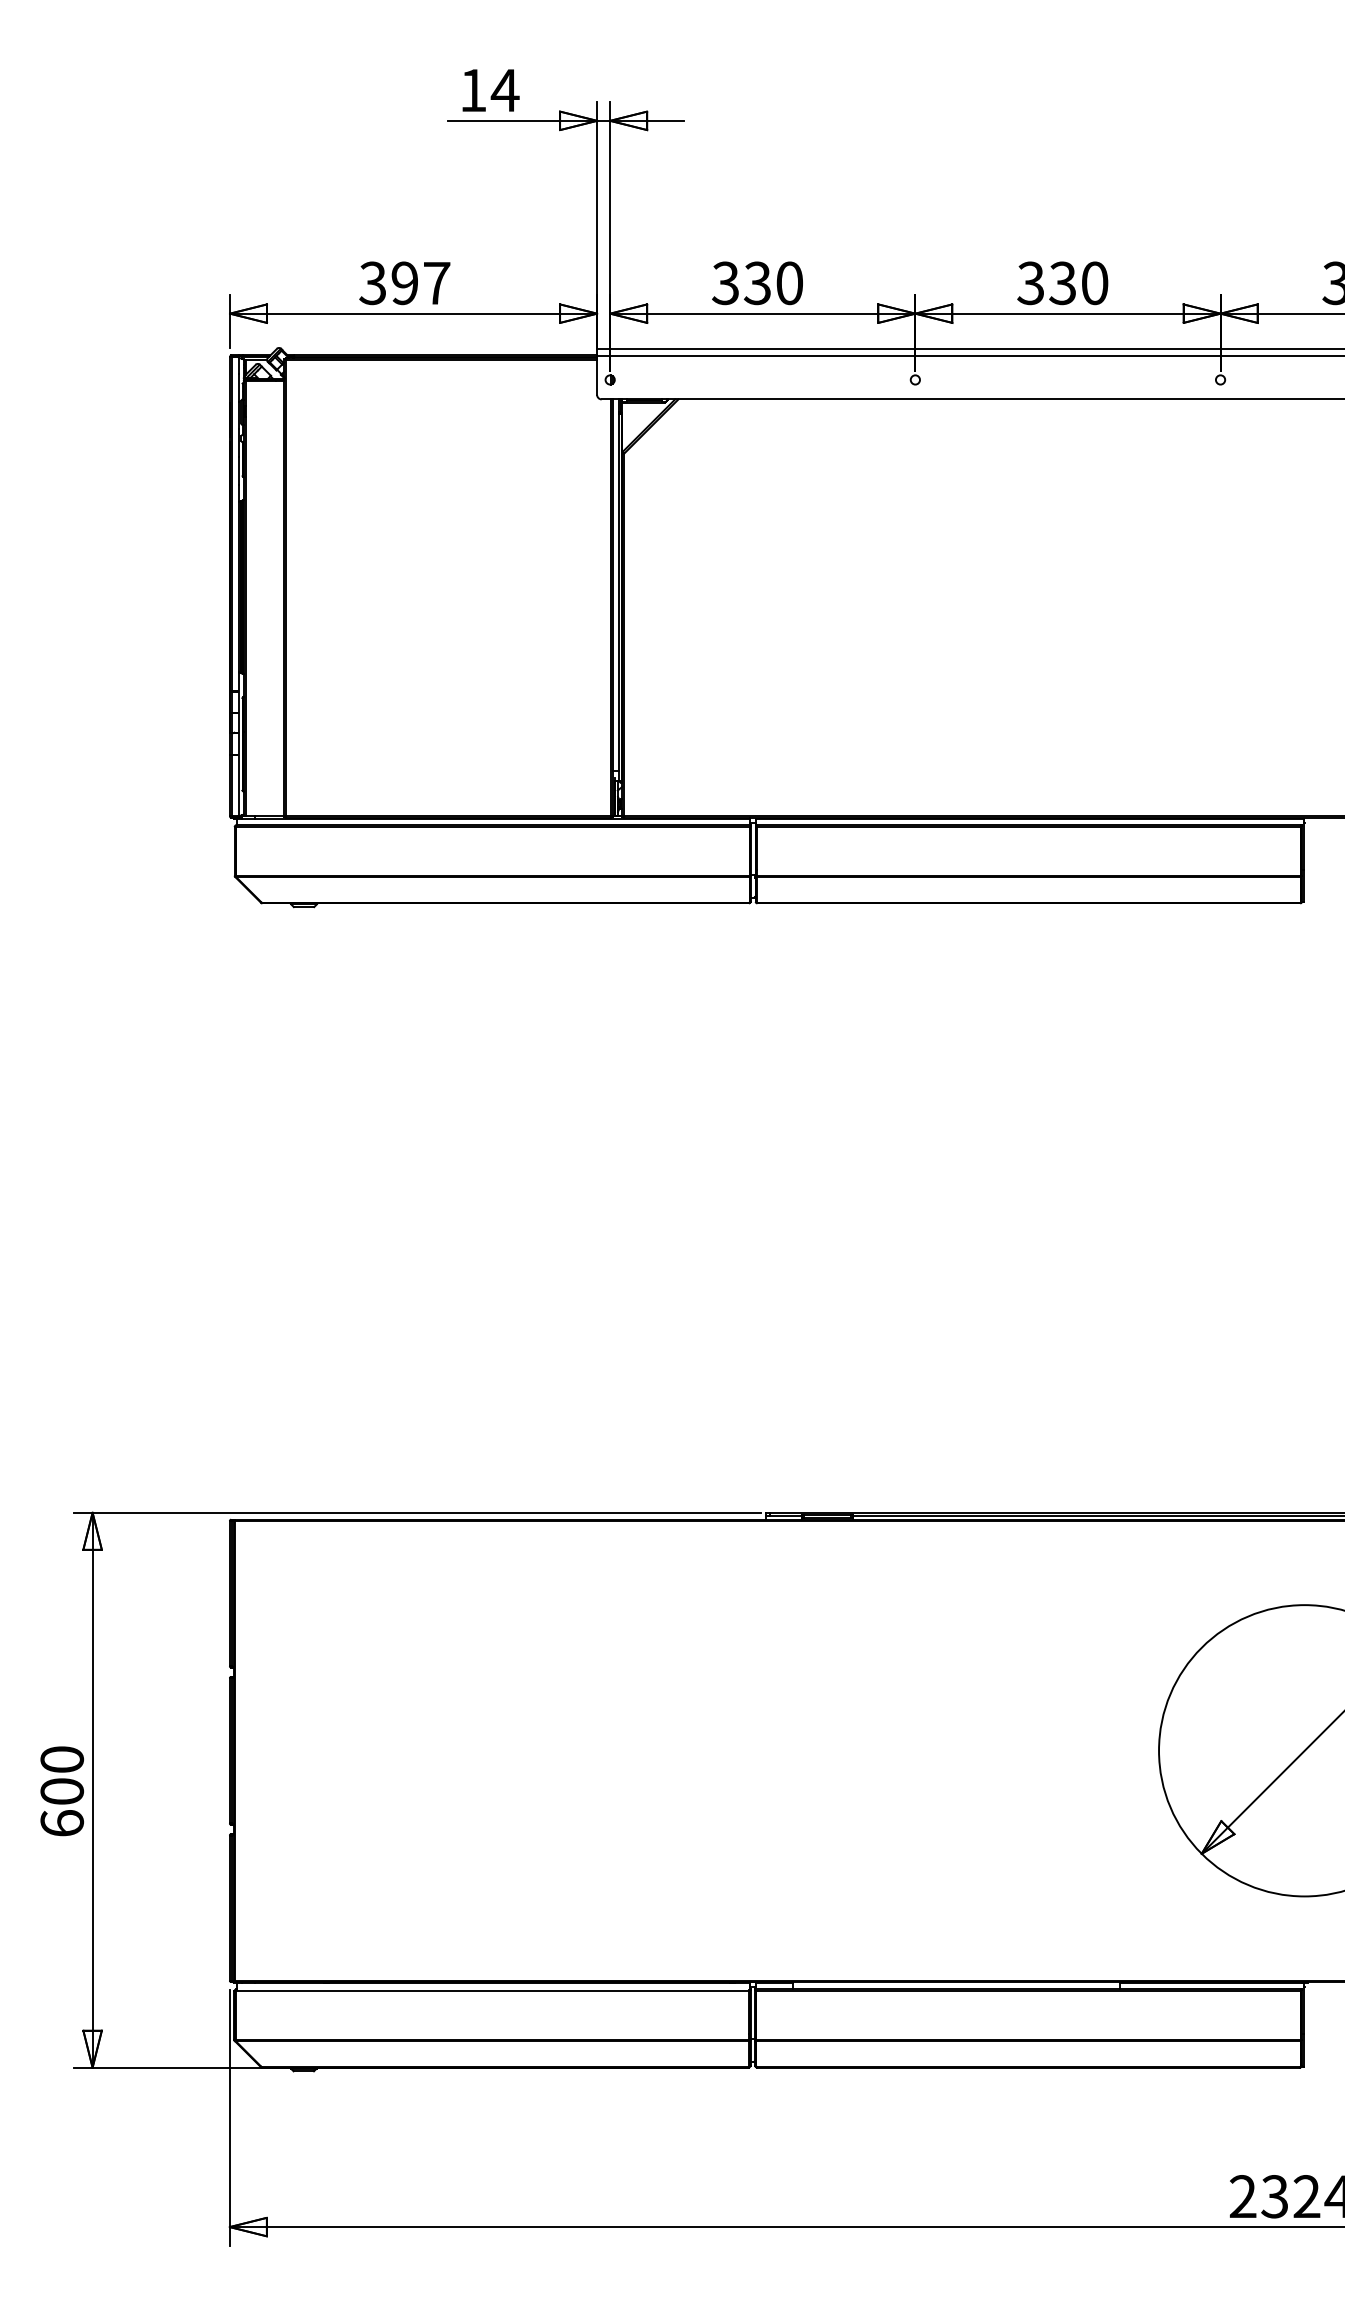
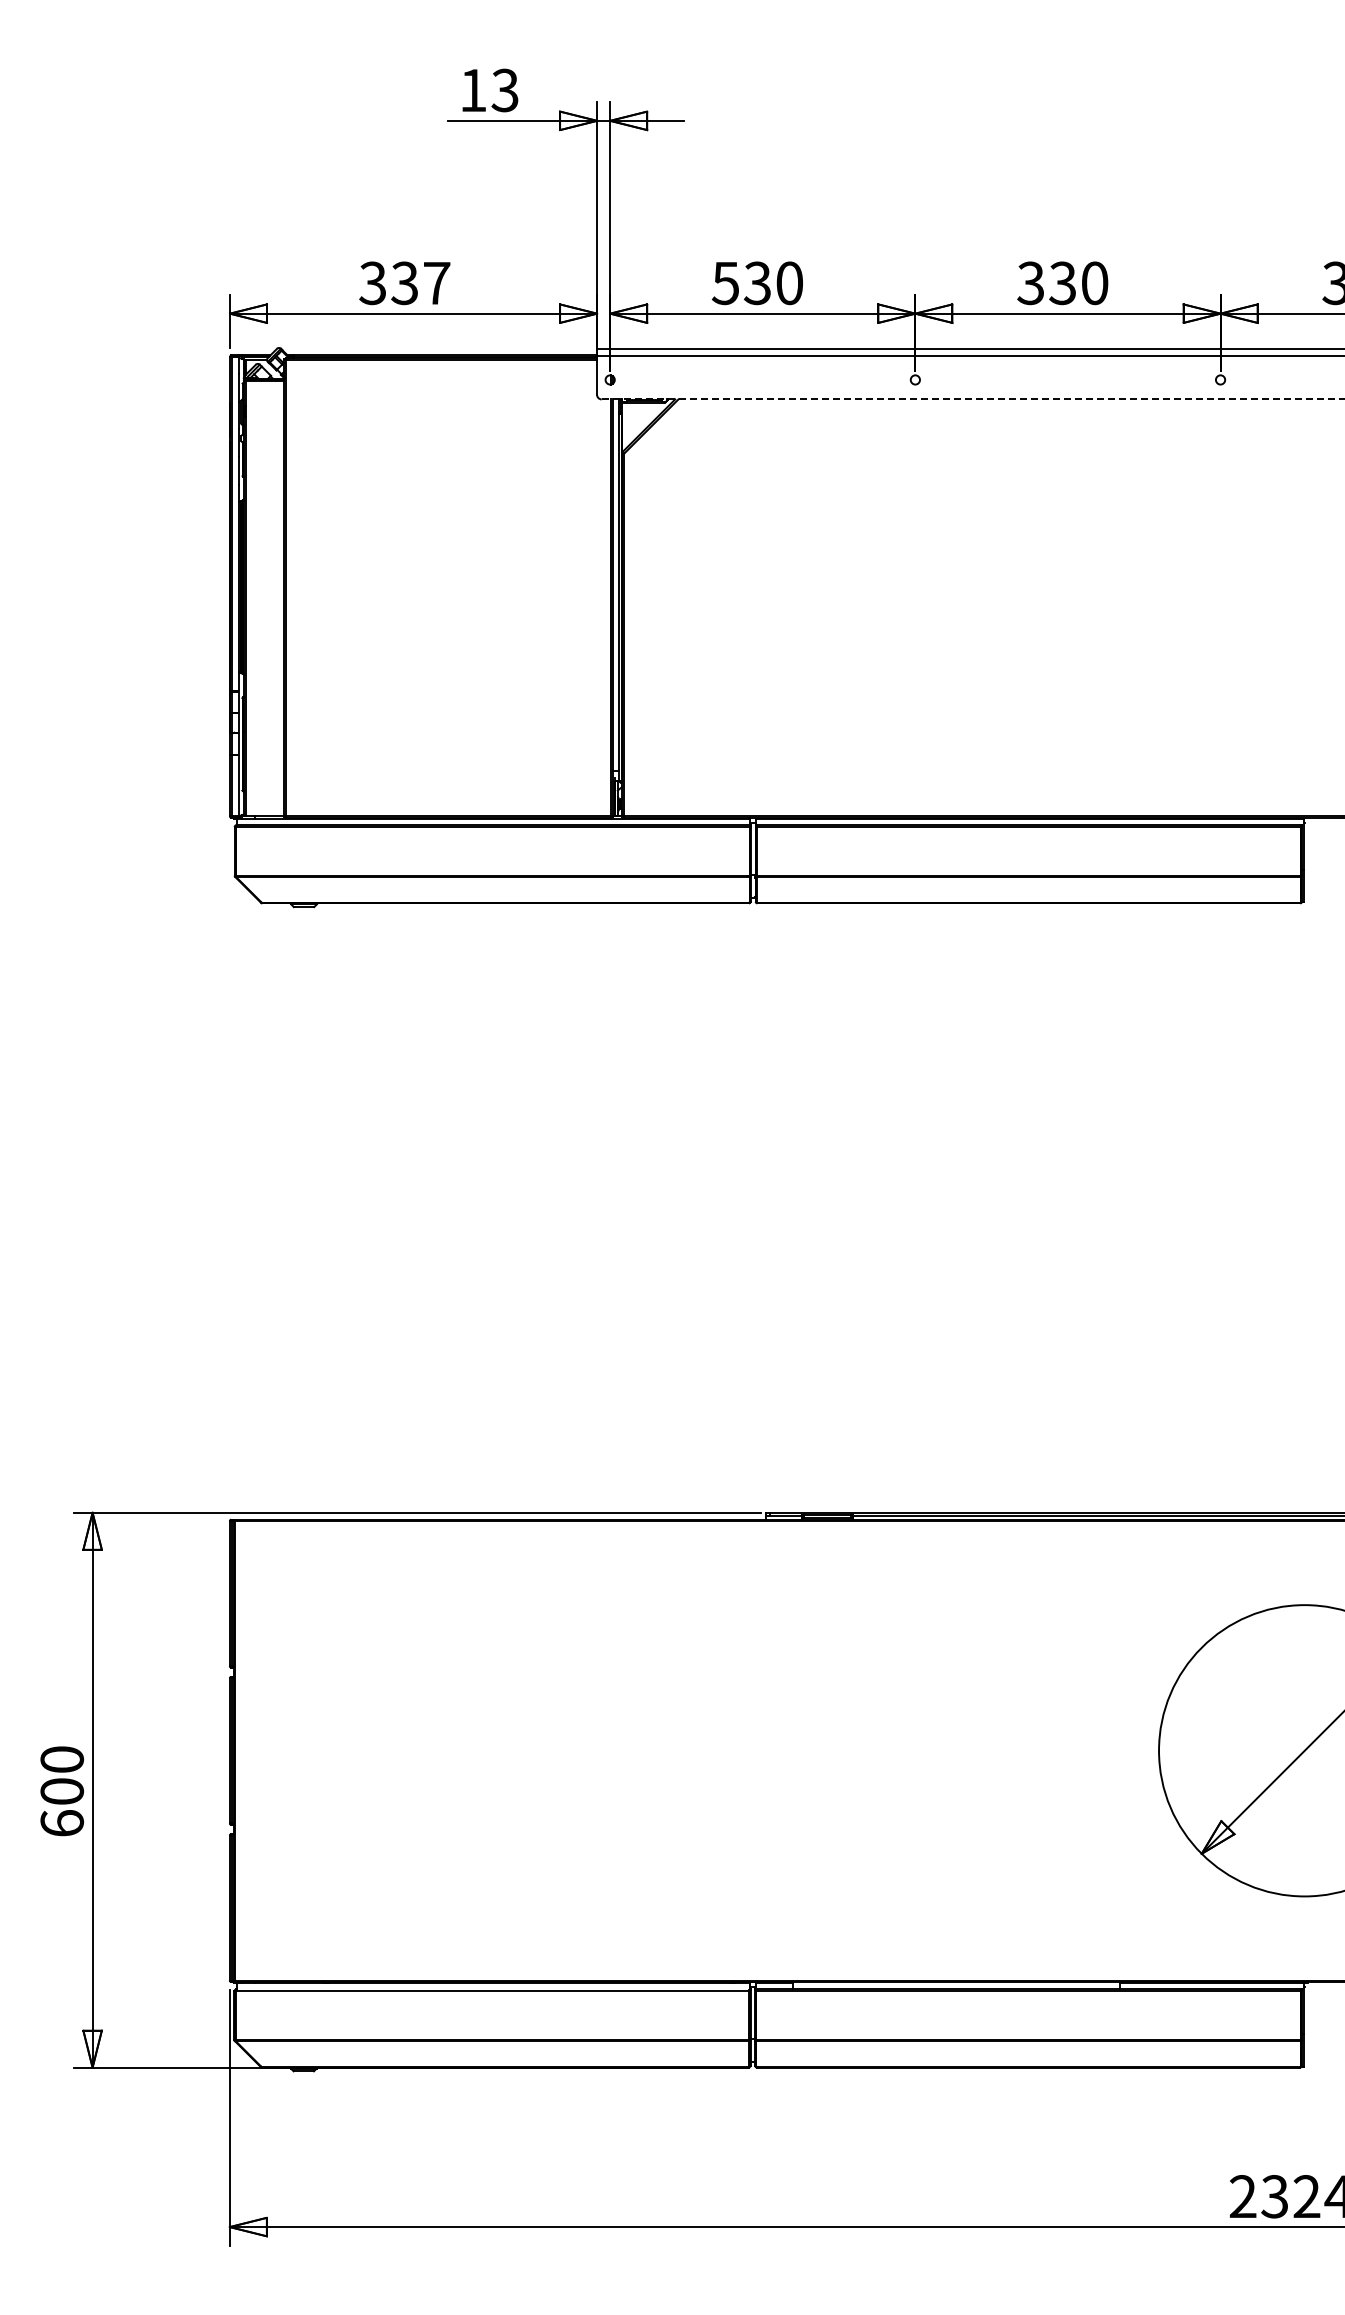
text: 14 -> 13 (504, 90)
text: 330 -> 530 (725, 282)
text: 397 -> 337 (404, 283)
line: solid -> dashed (973, 399)
